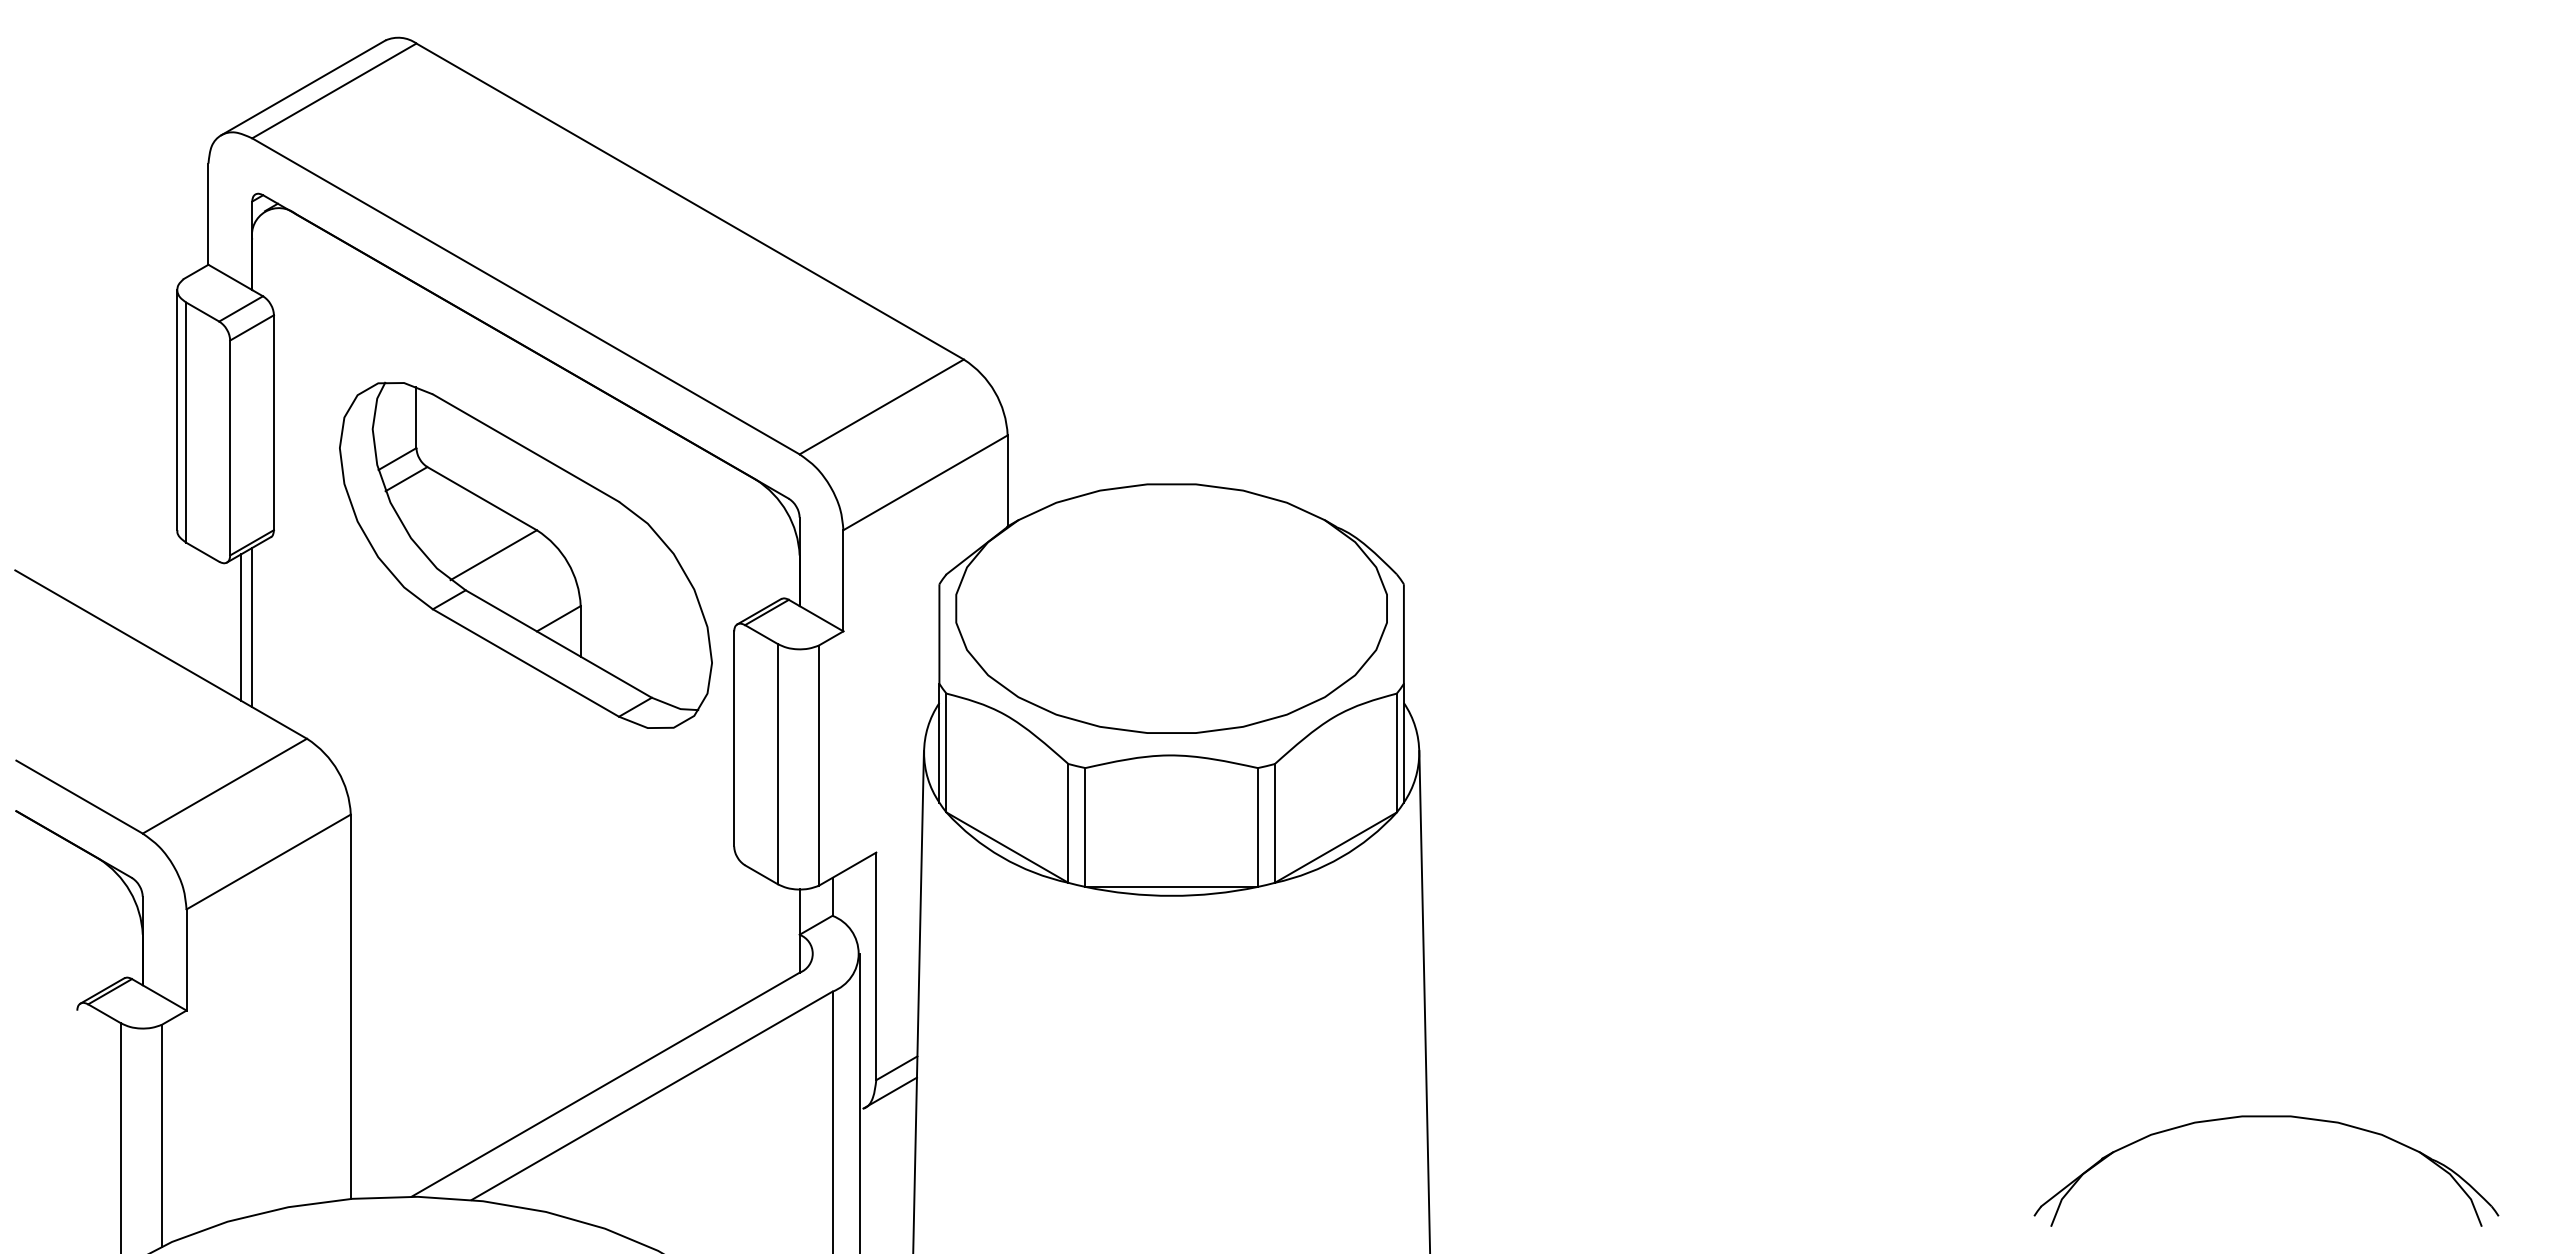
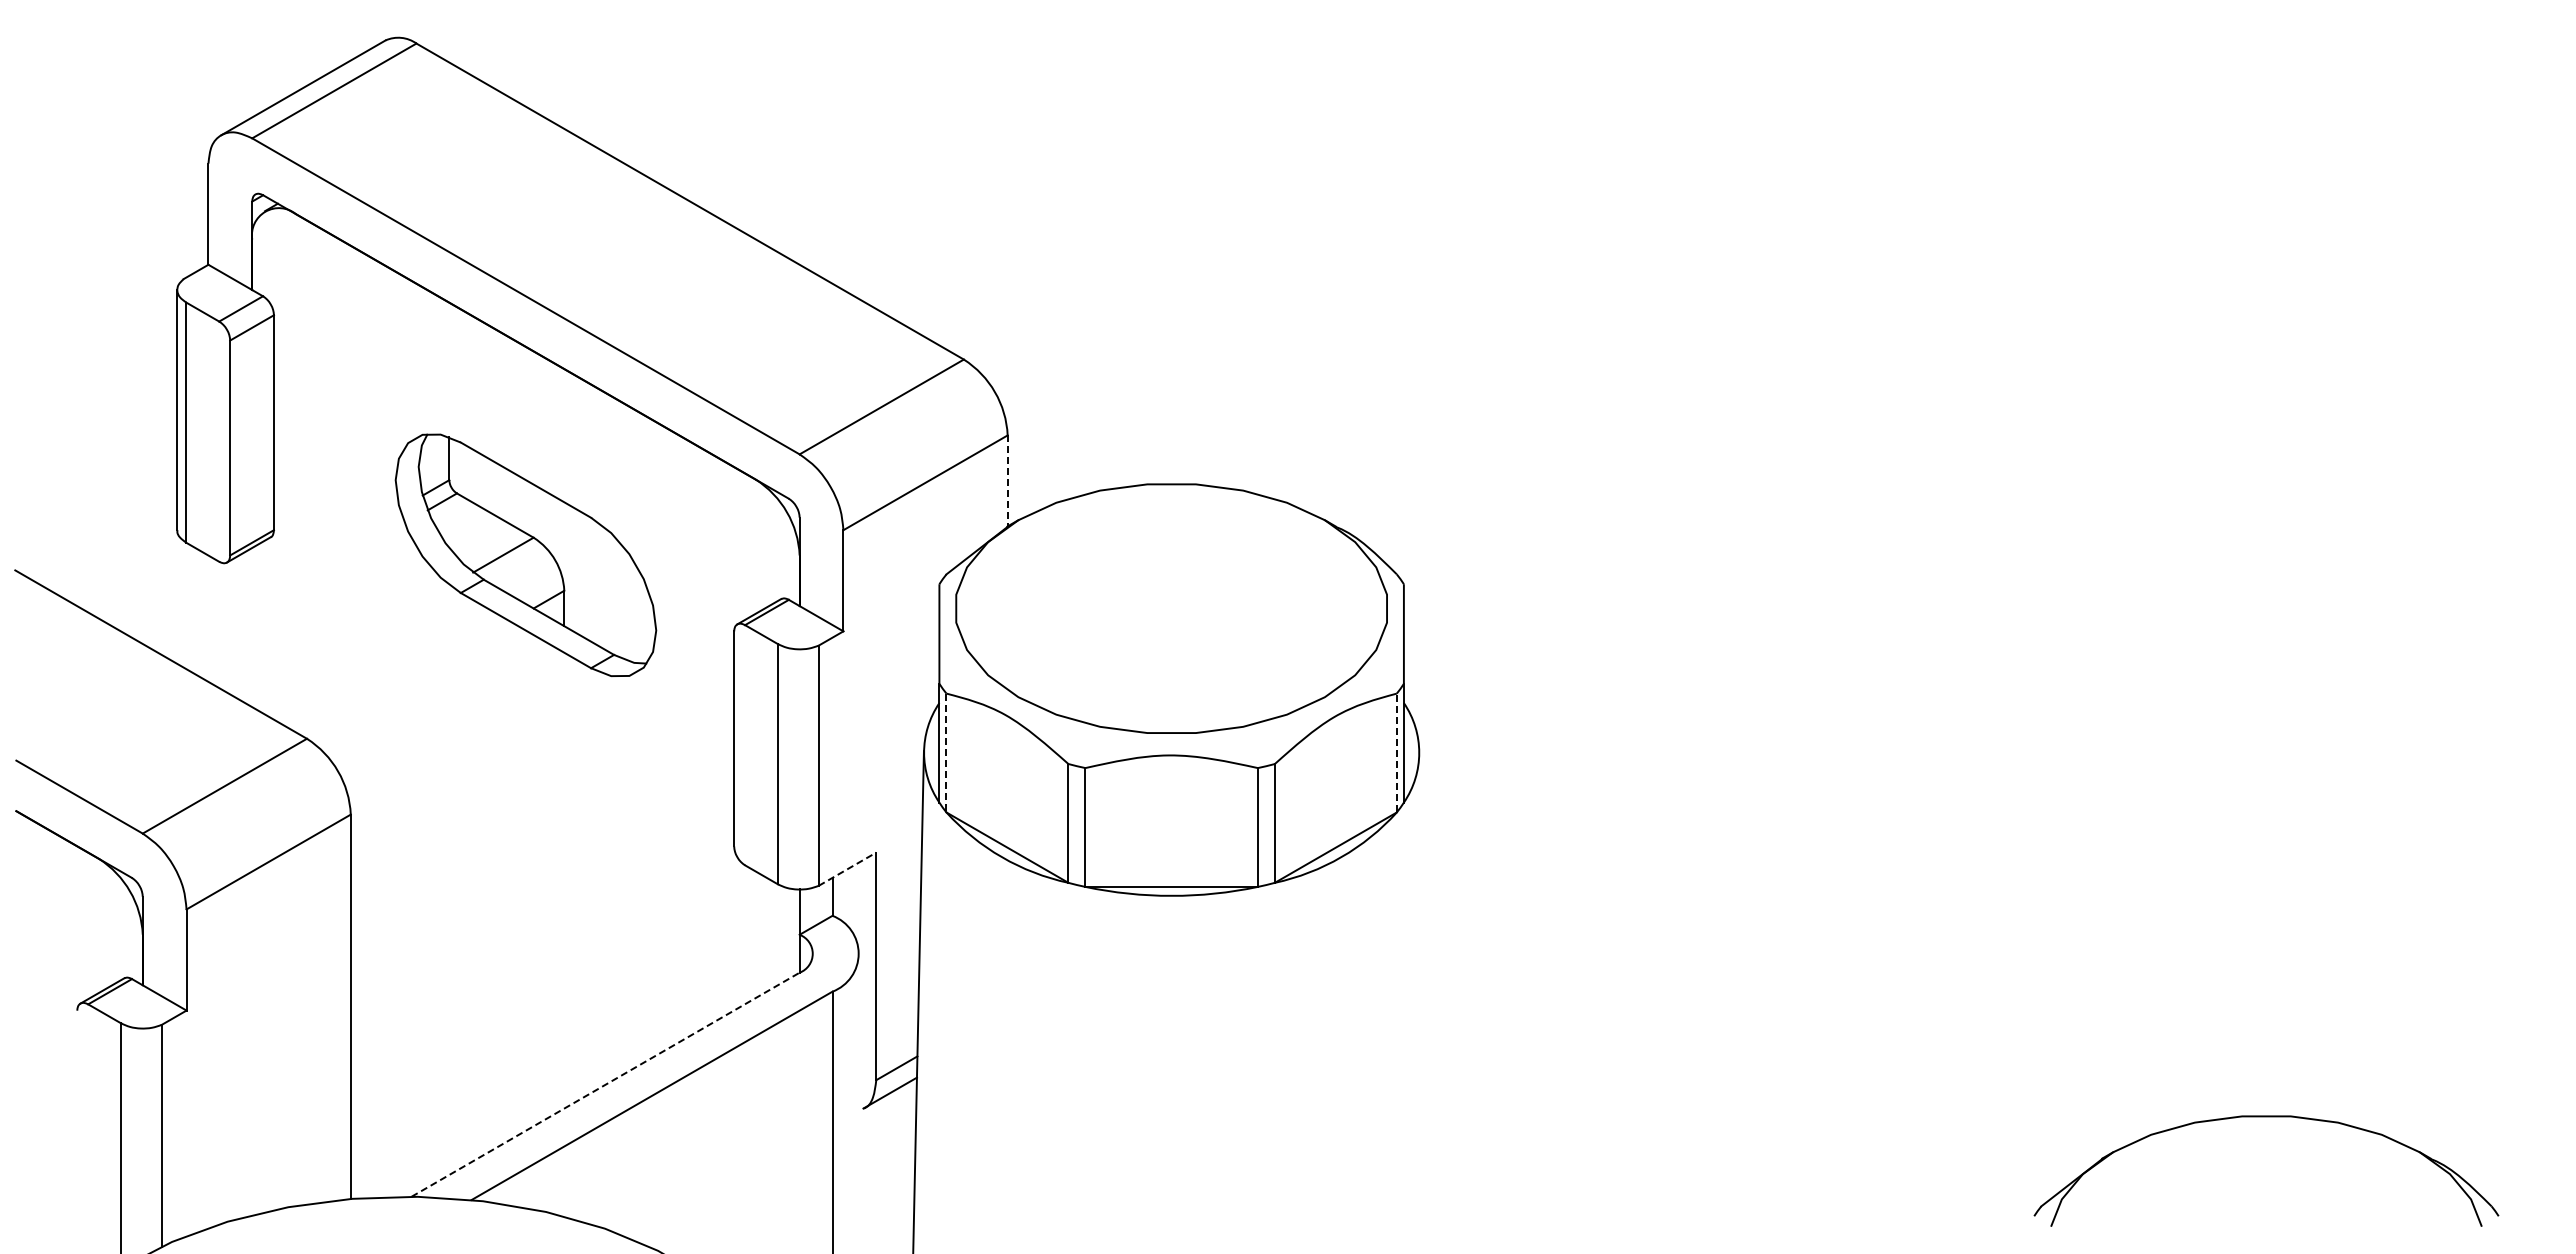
line: solid -> dashed (1007, 480)
part size: 374x348 px -> 264x244 px (525, 554)
line: present -> none (241, 627)
line: present -> none (252, 627)
line: solid -> dashed (1396, 752)
line: solid -> dashed (946, 753)
line: solid -> dashed (847, 869)
line: present -> none (1424, 1000)
line: solid -> dashed (606, 1084)
line: present -> none (859, 1101)
